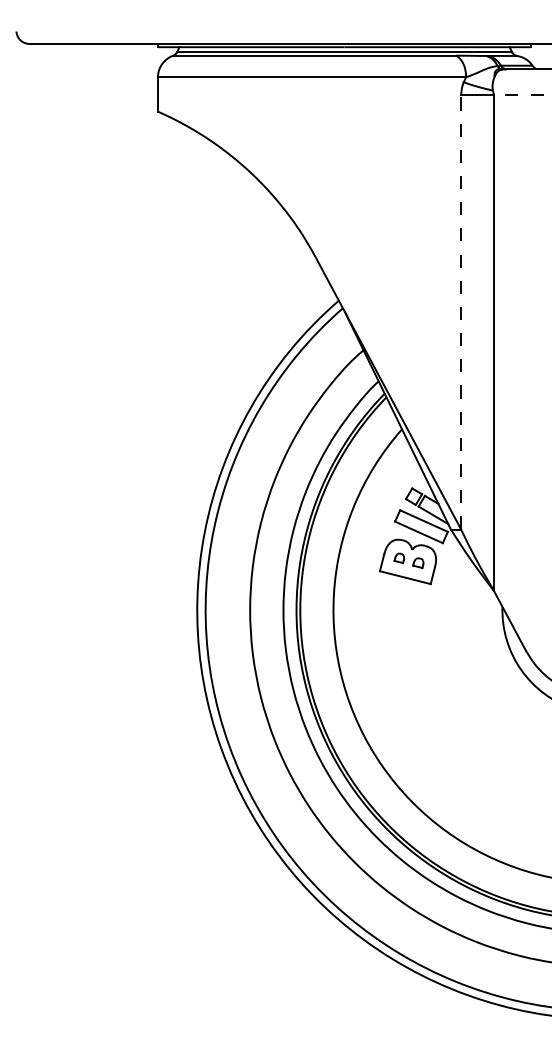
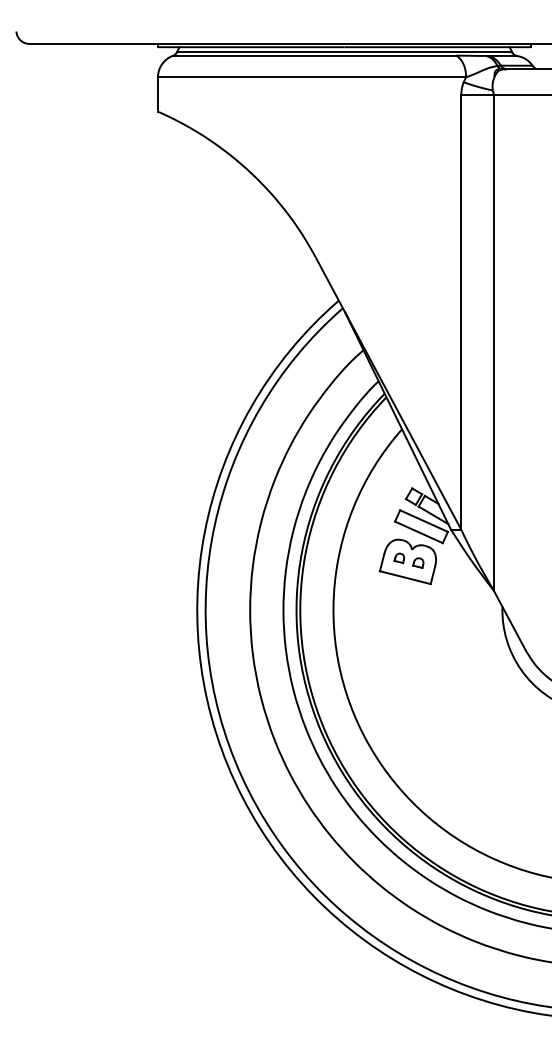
line: dashed -> solid (522, 95)
line: dashed -> solid (461, 311)
